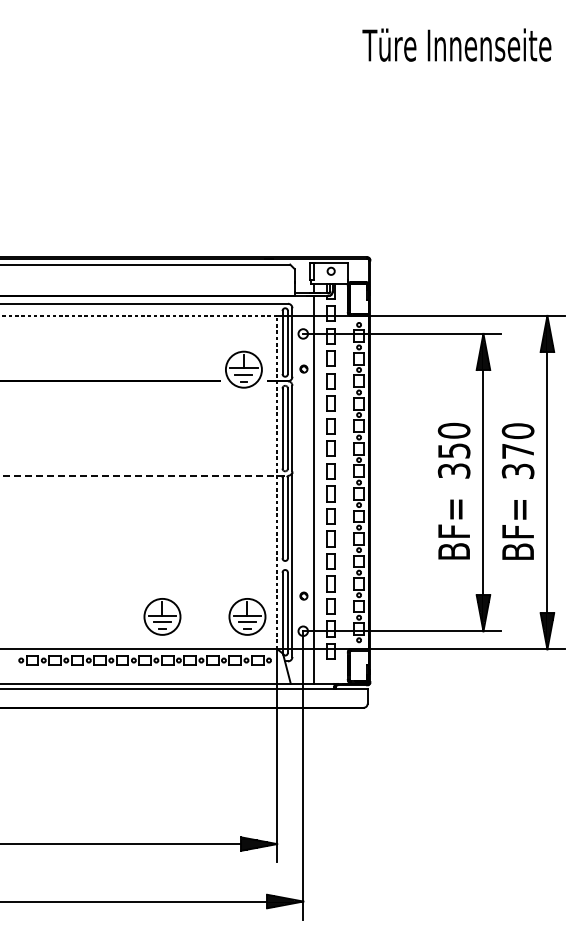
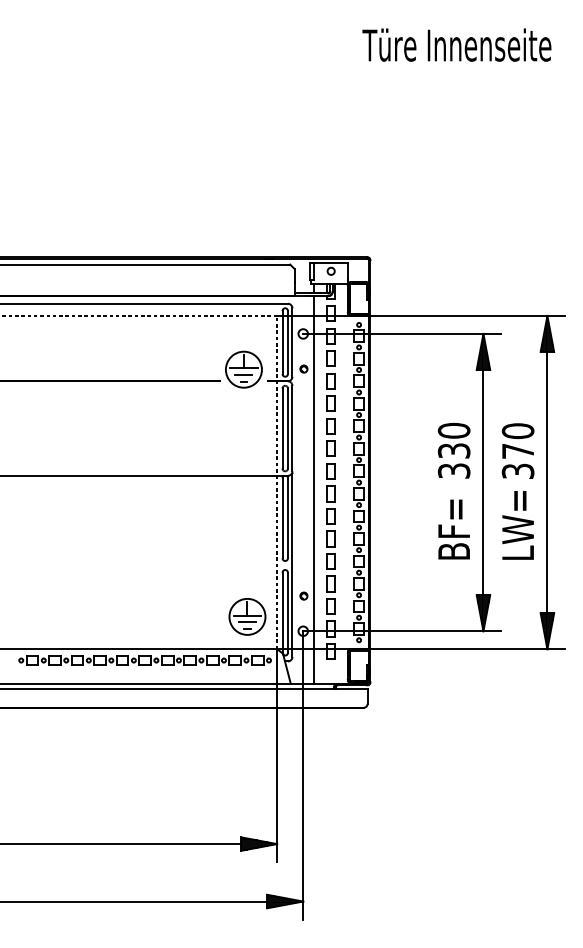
text: 350 -> 330 (453, 450)
line: dashed -> solid (144, 475)
text: BF= -> LW= (517, 523)
part: present -> none (162, 616)
